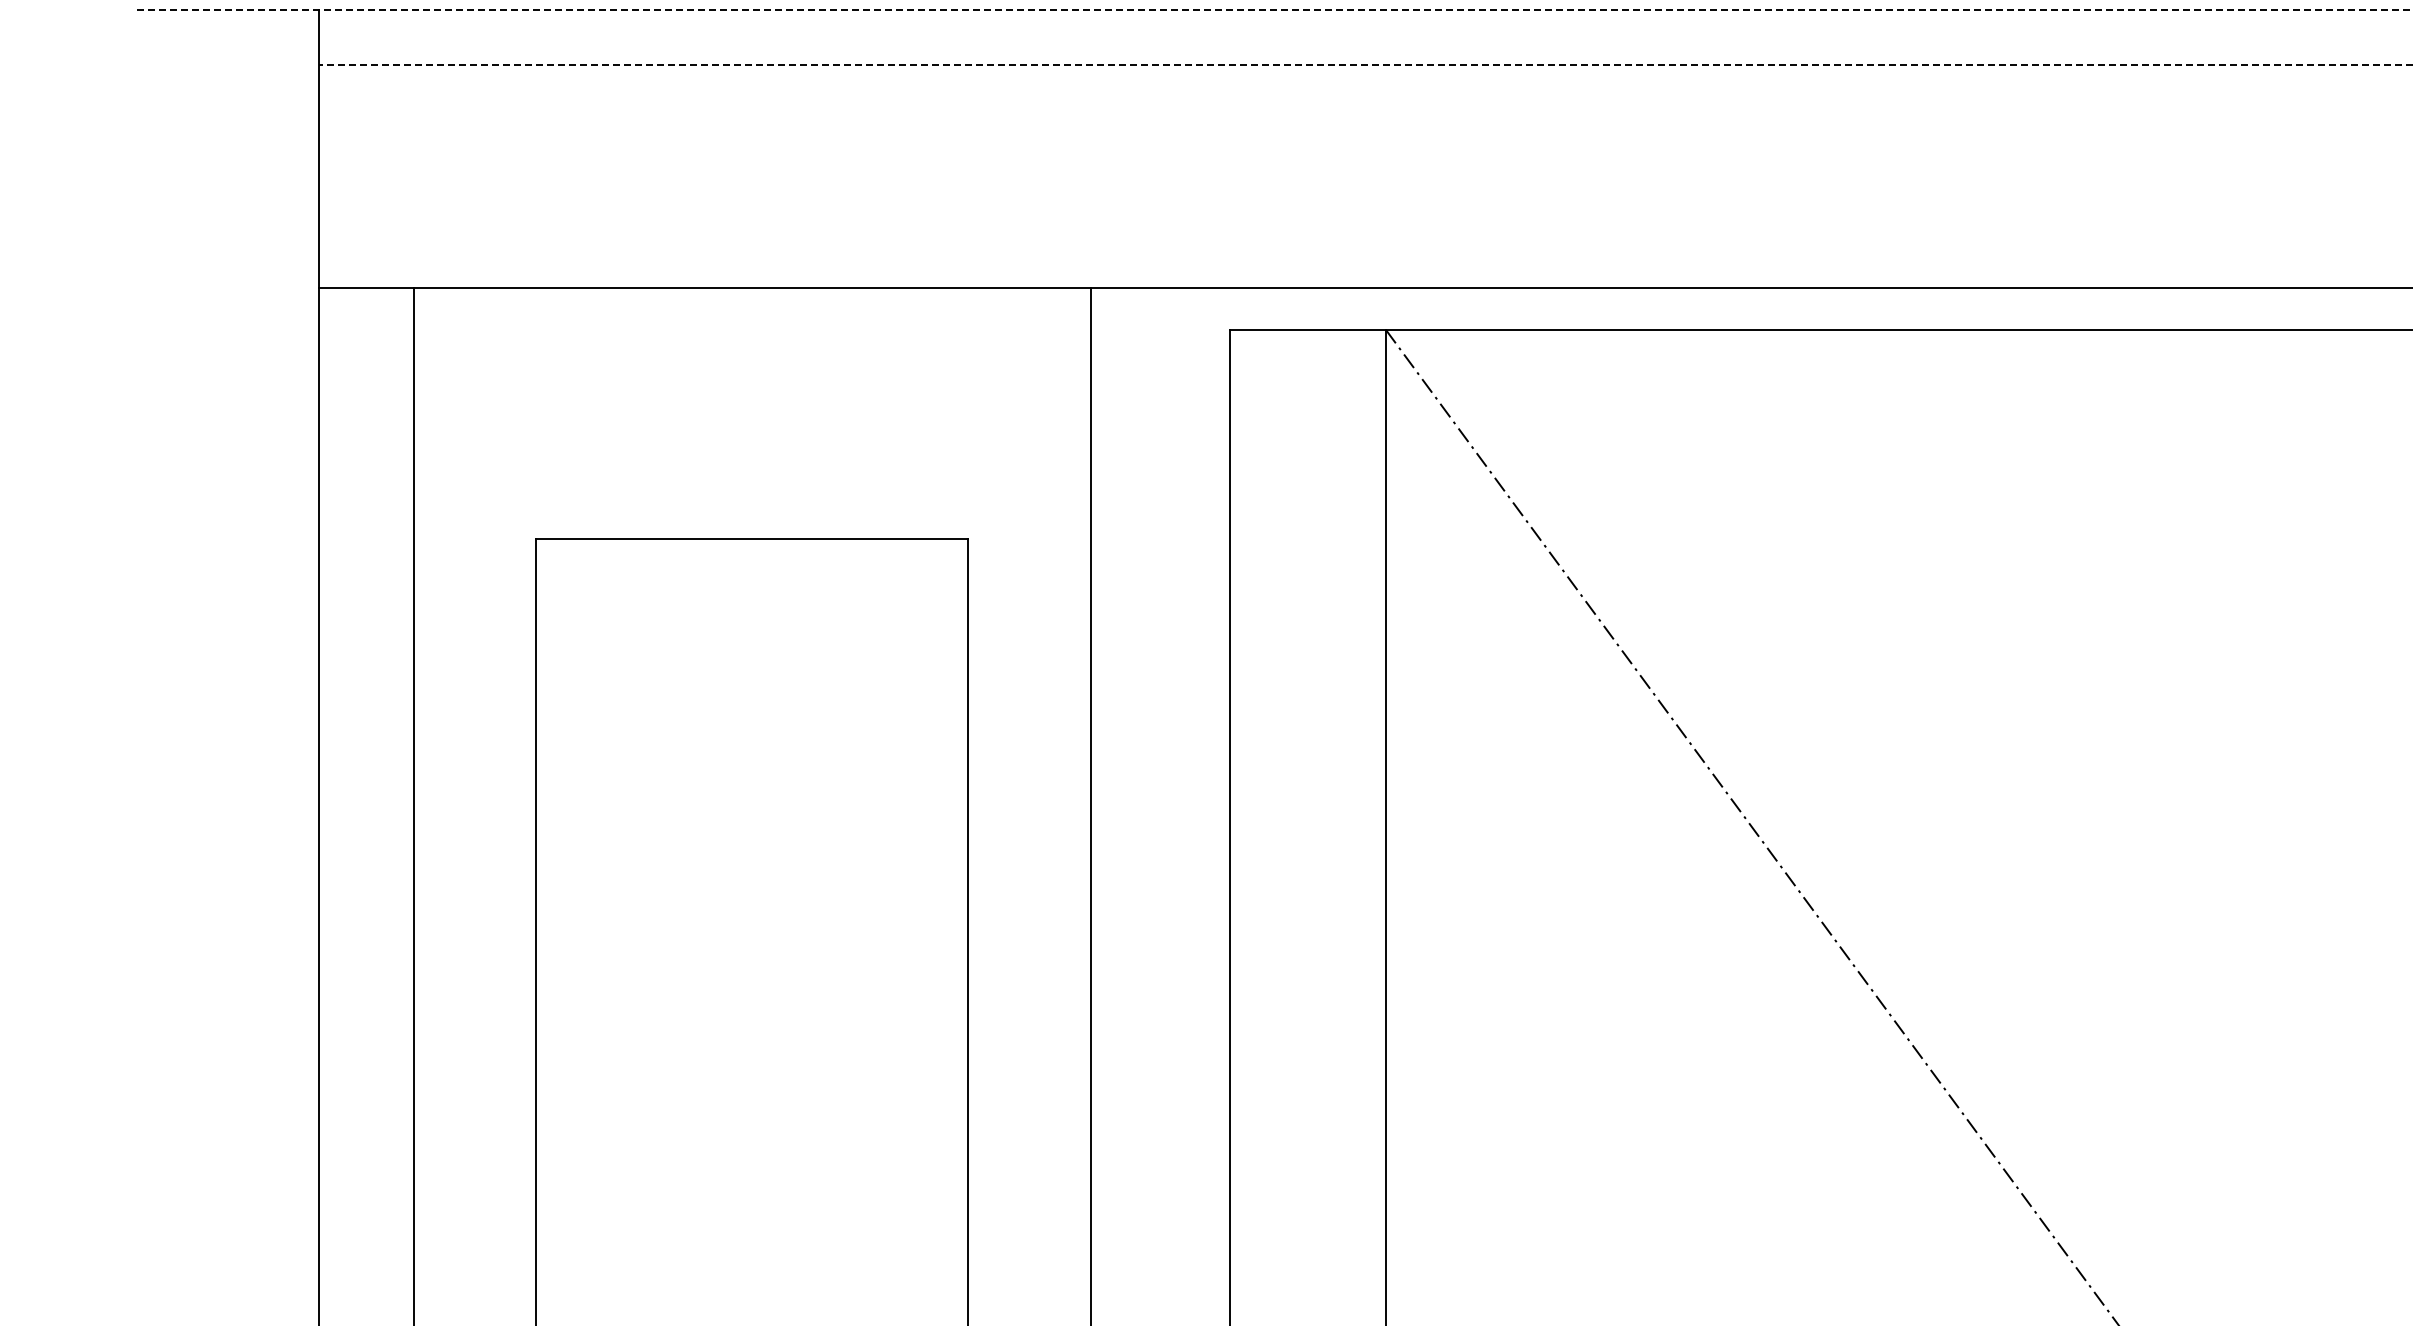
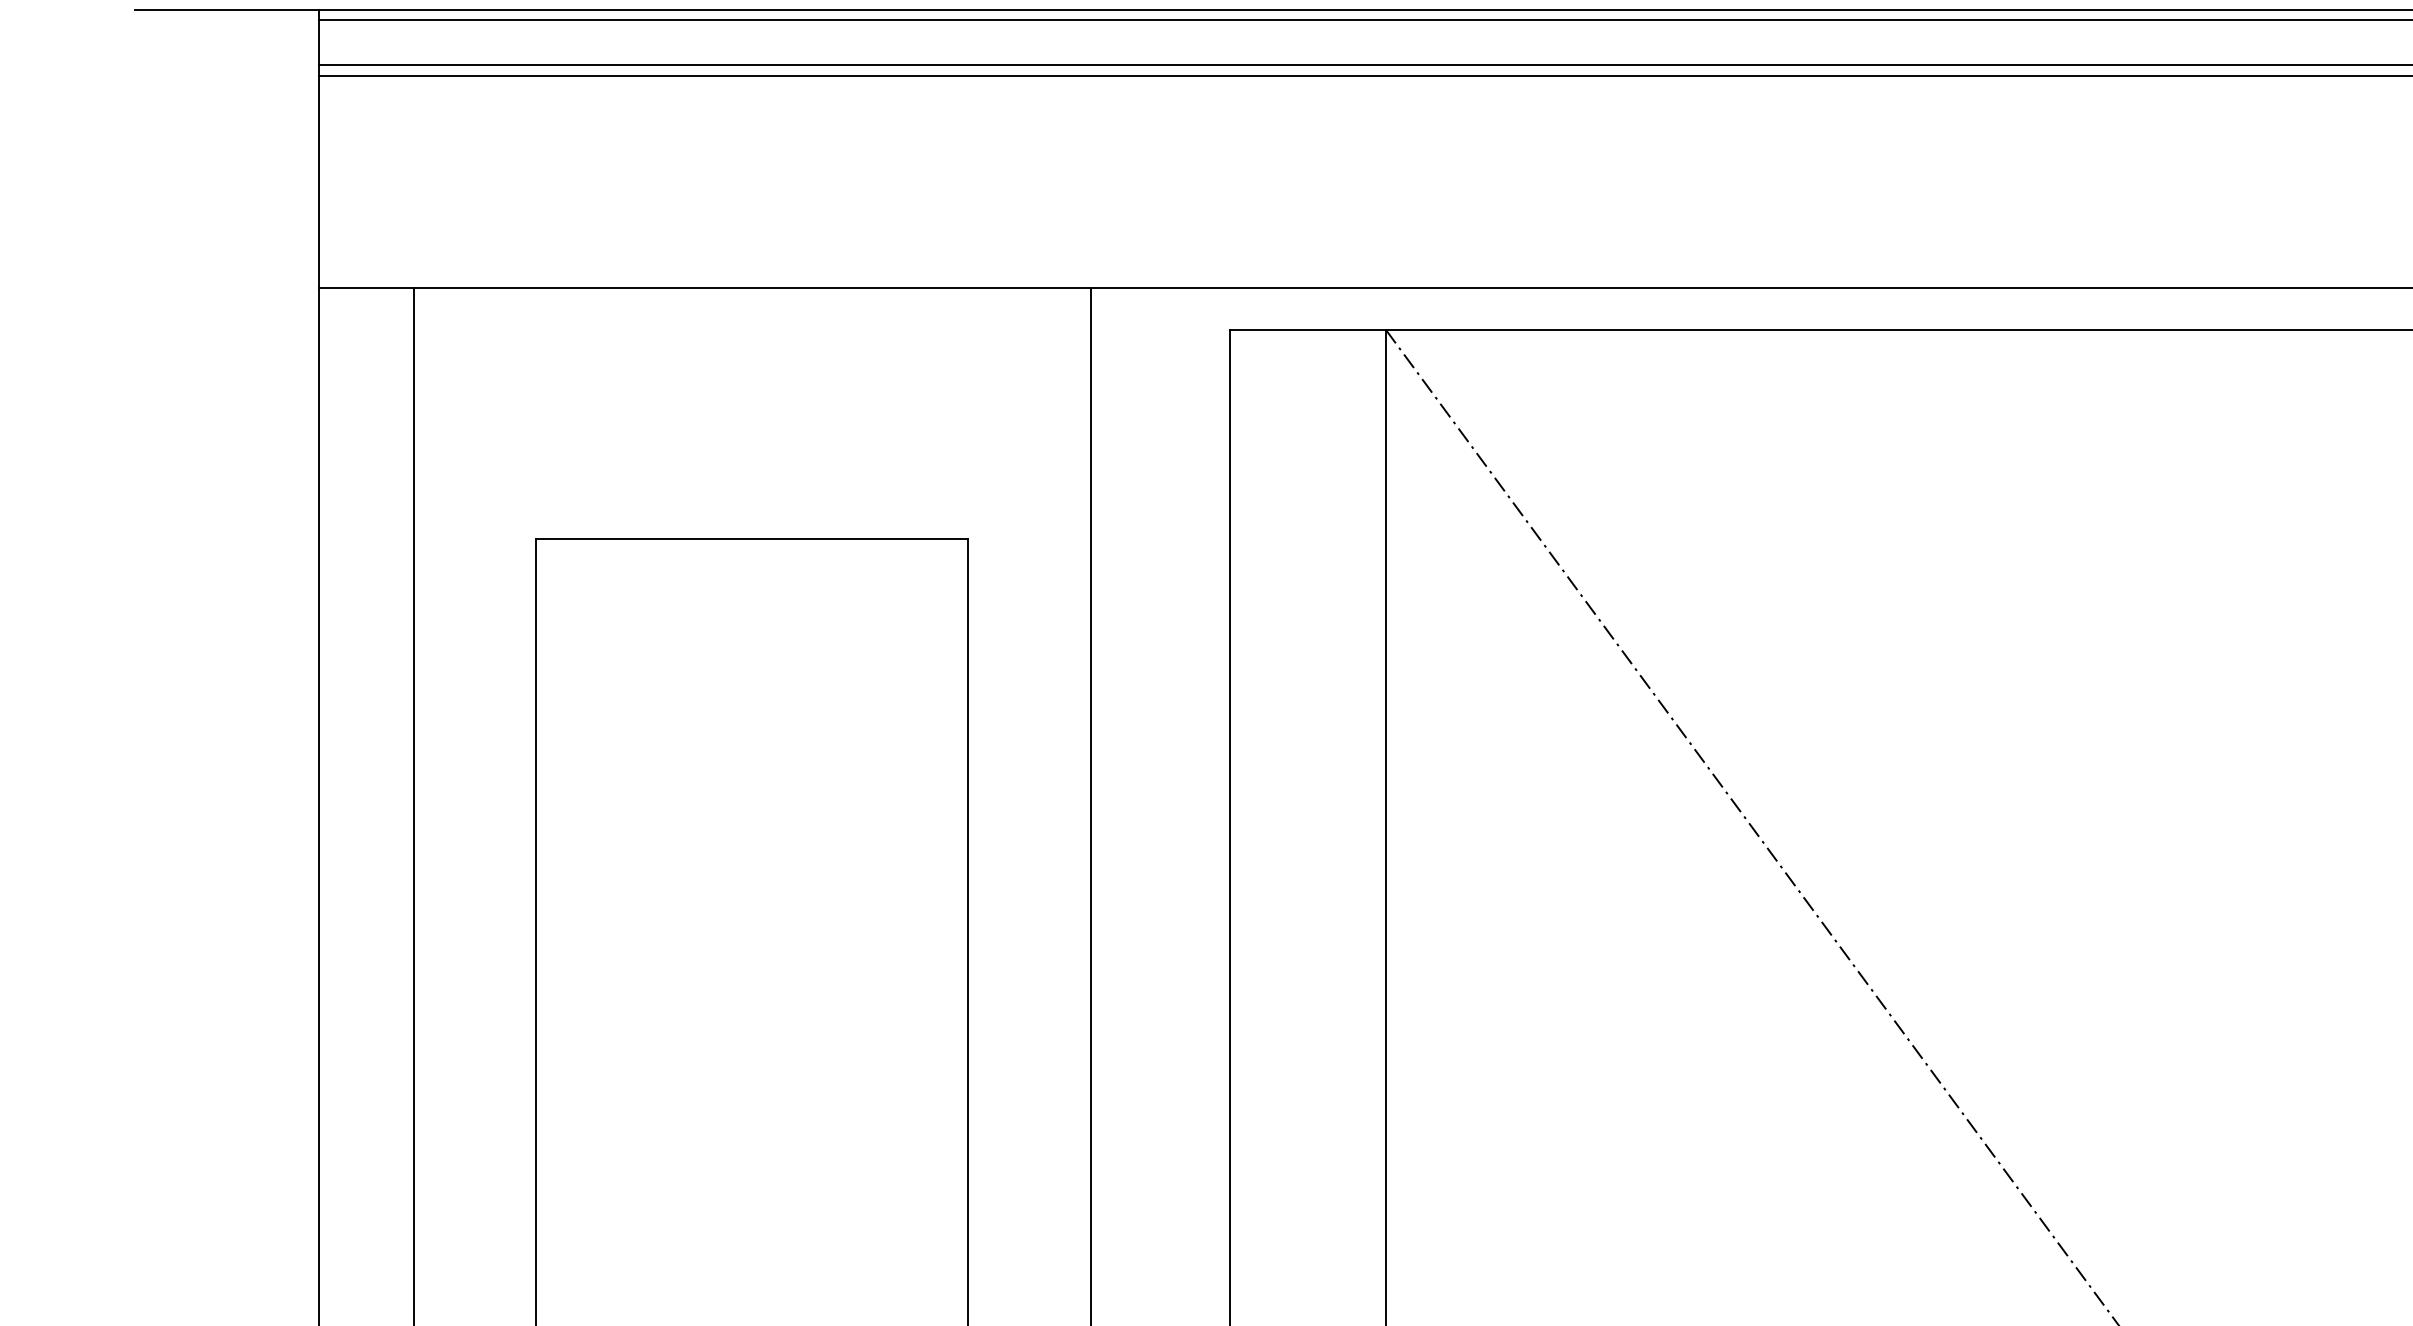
line: dashed -> solid (1274, 9)
line: none -> present (1364, 19)
line: dashed -> solid (1365, 65)
line: none -> present (1364, 76)
